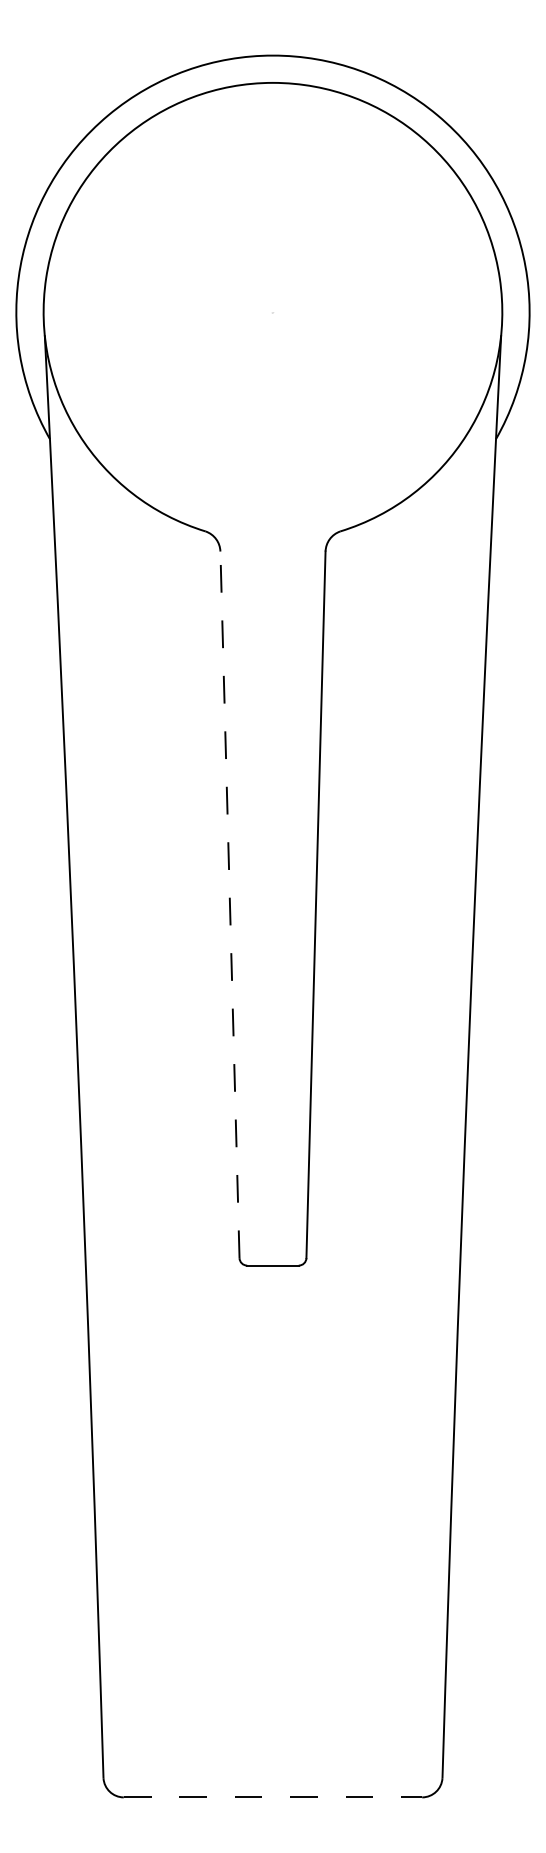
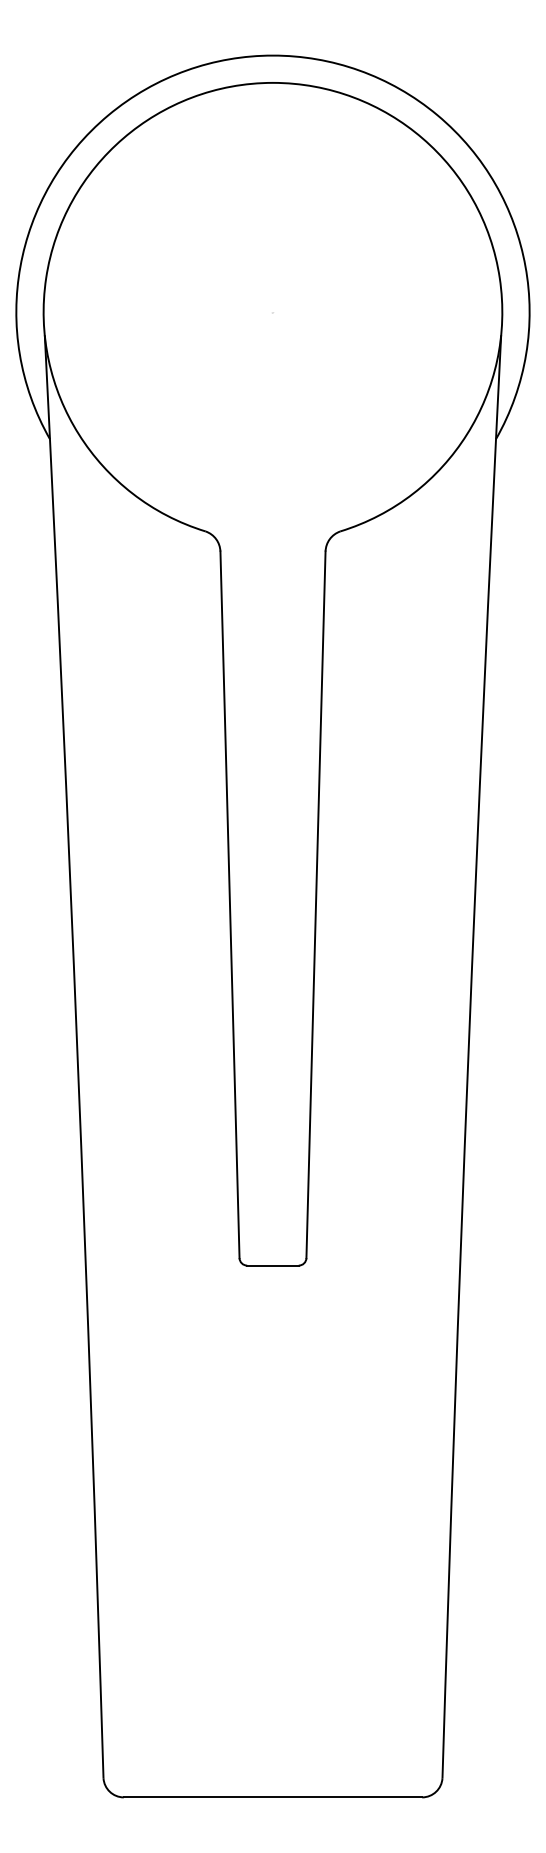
line: dashed -> solid (229, 904)
line: dashed -> solid (273, 1797)
